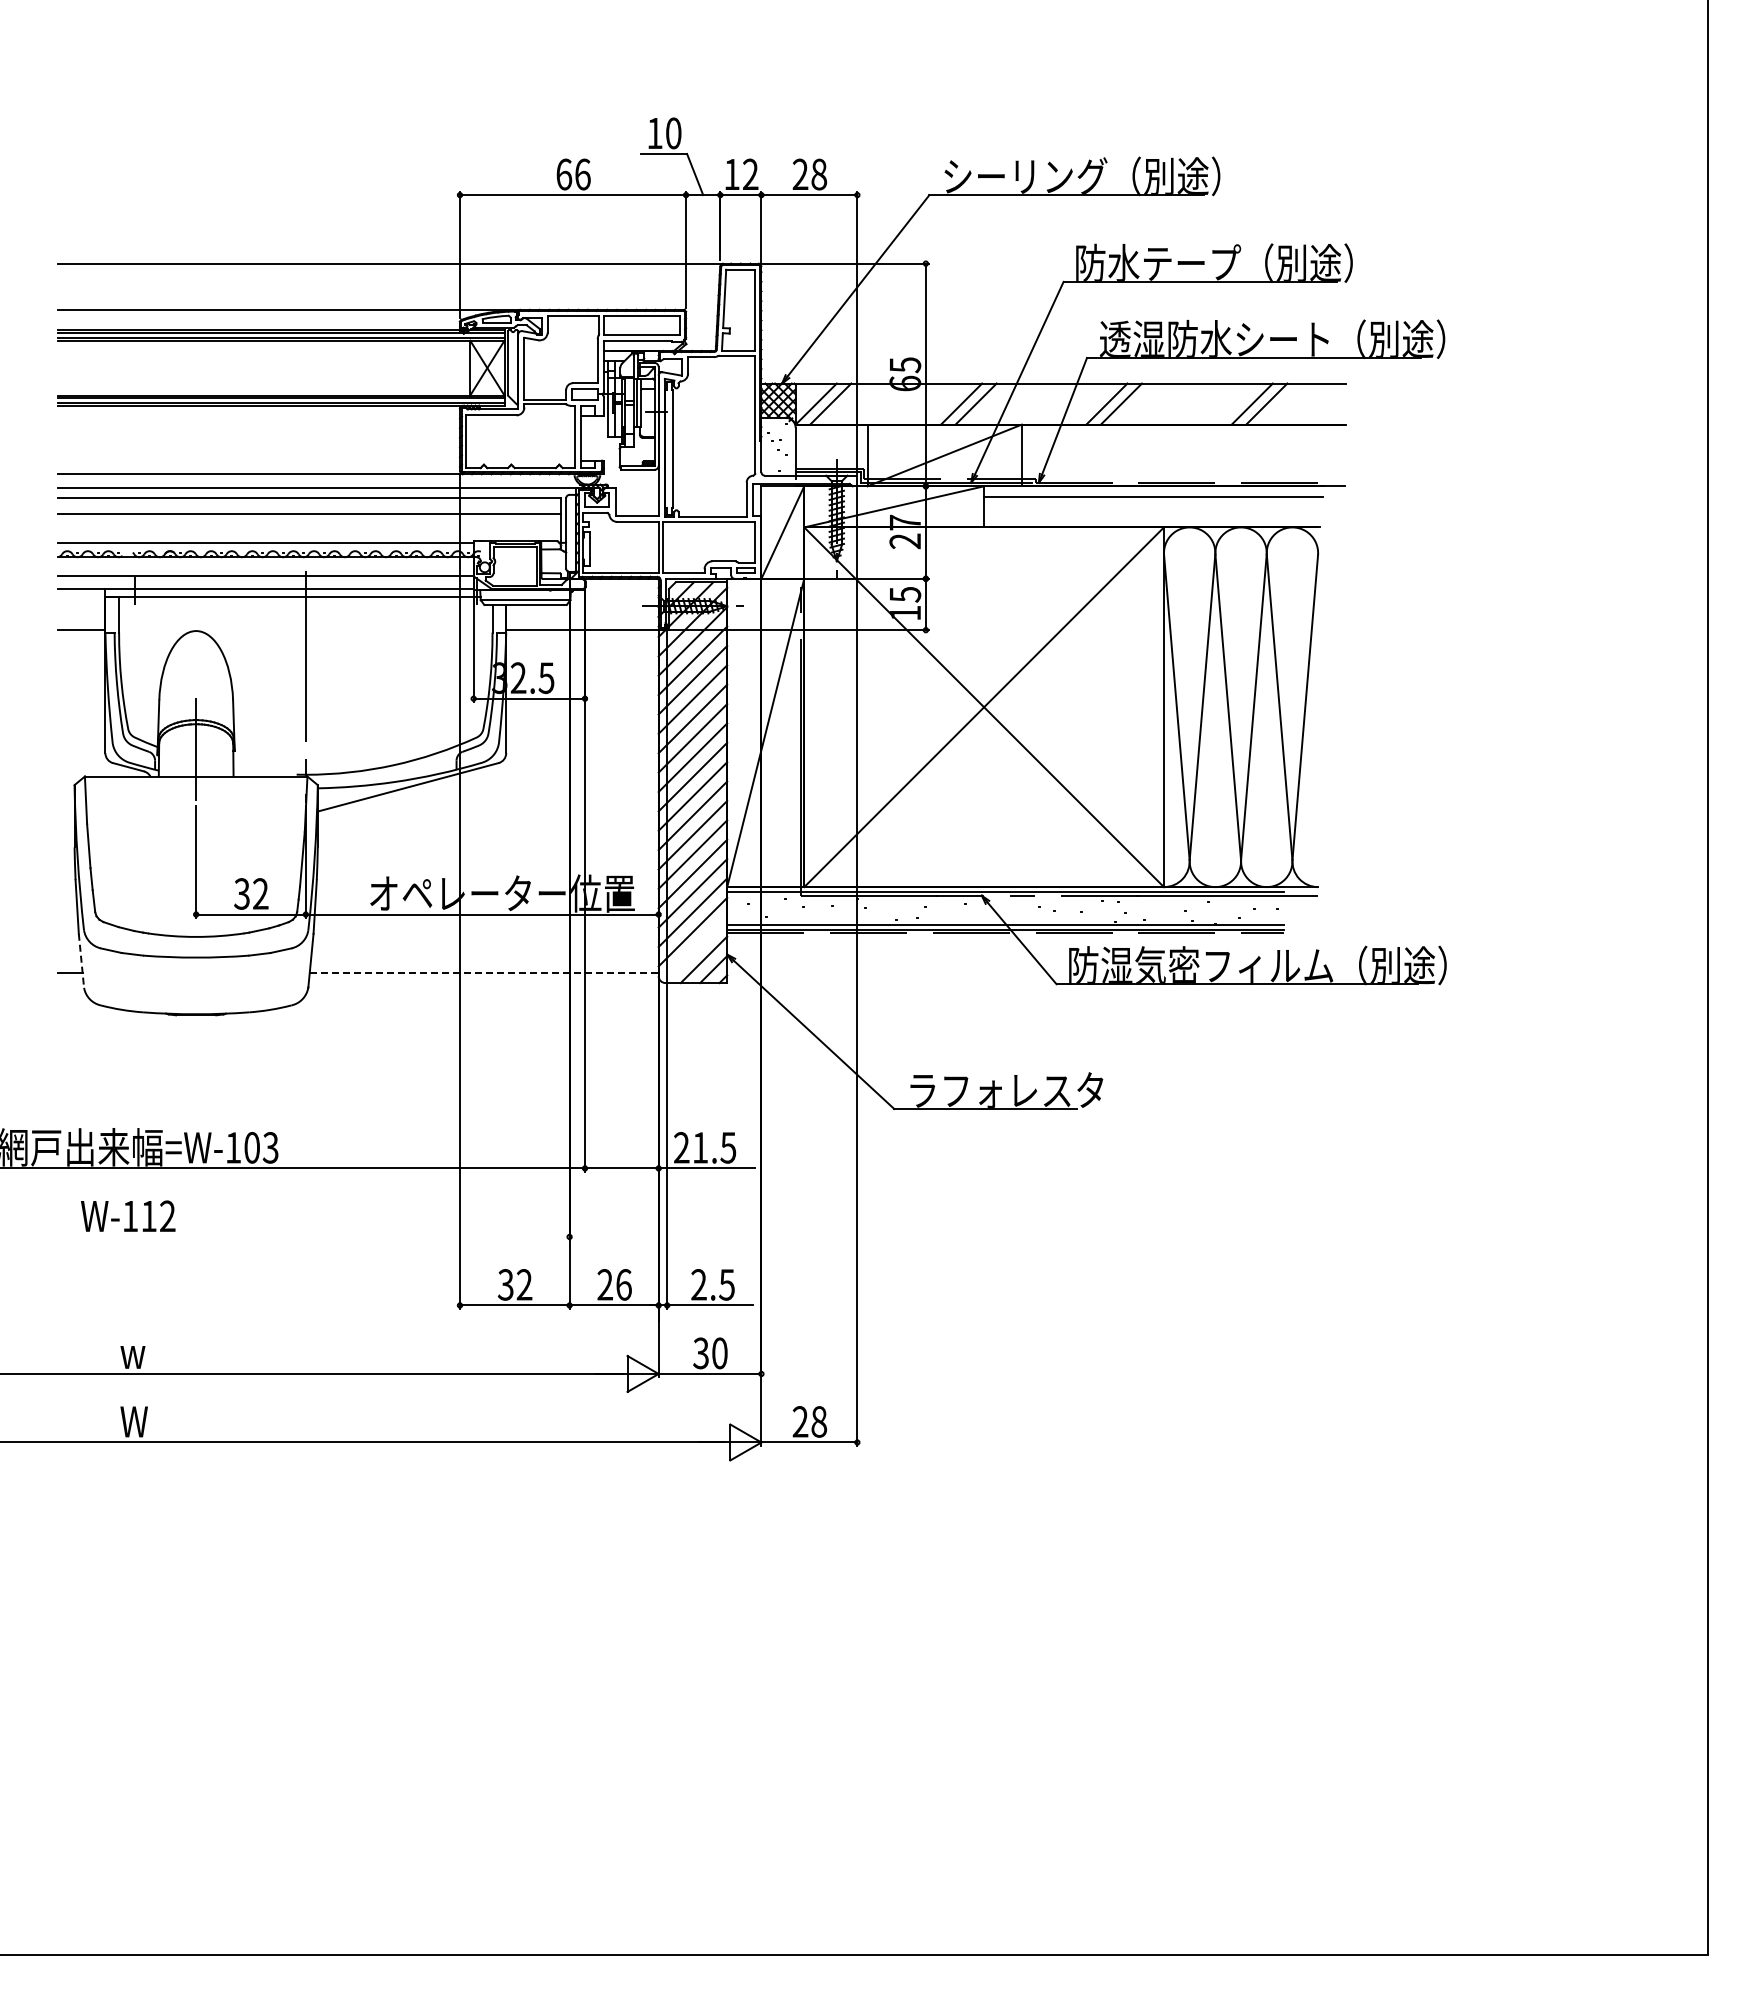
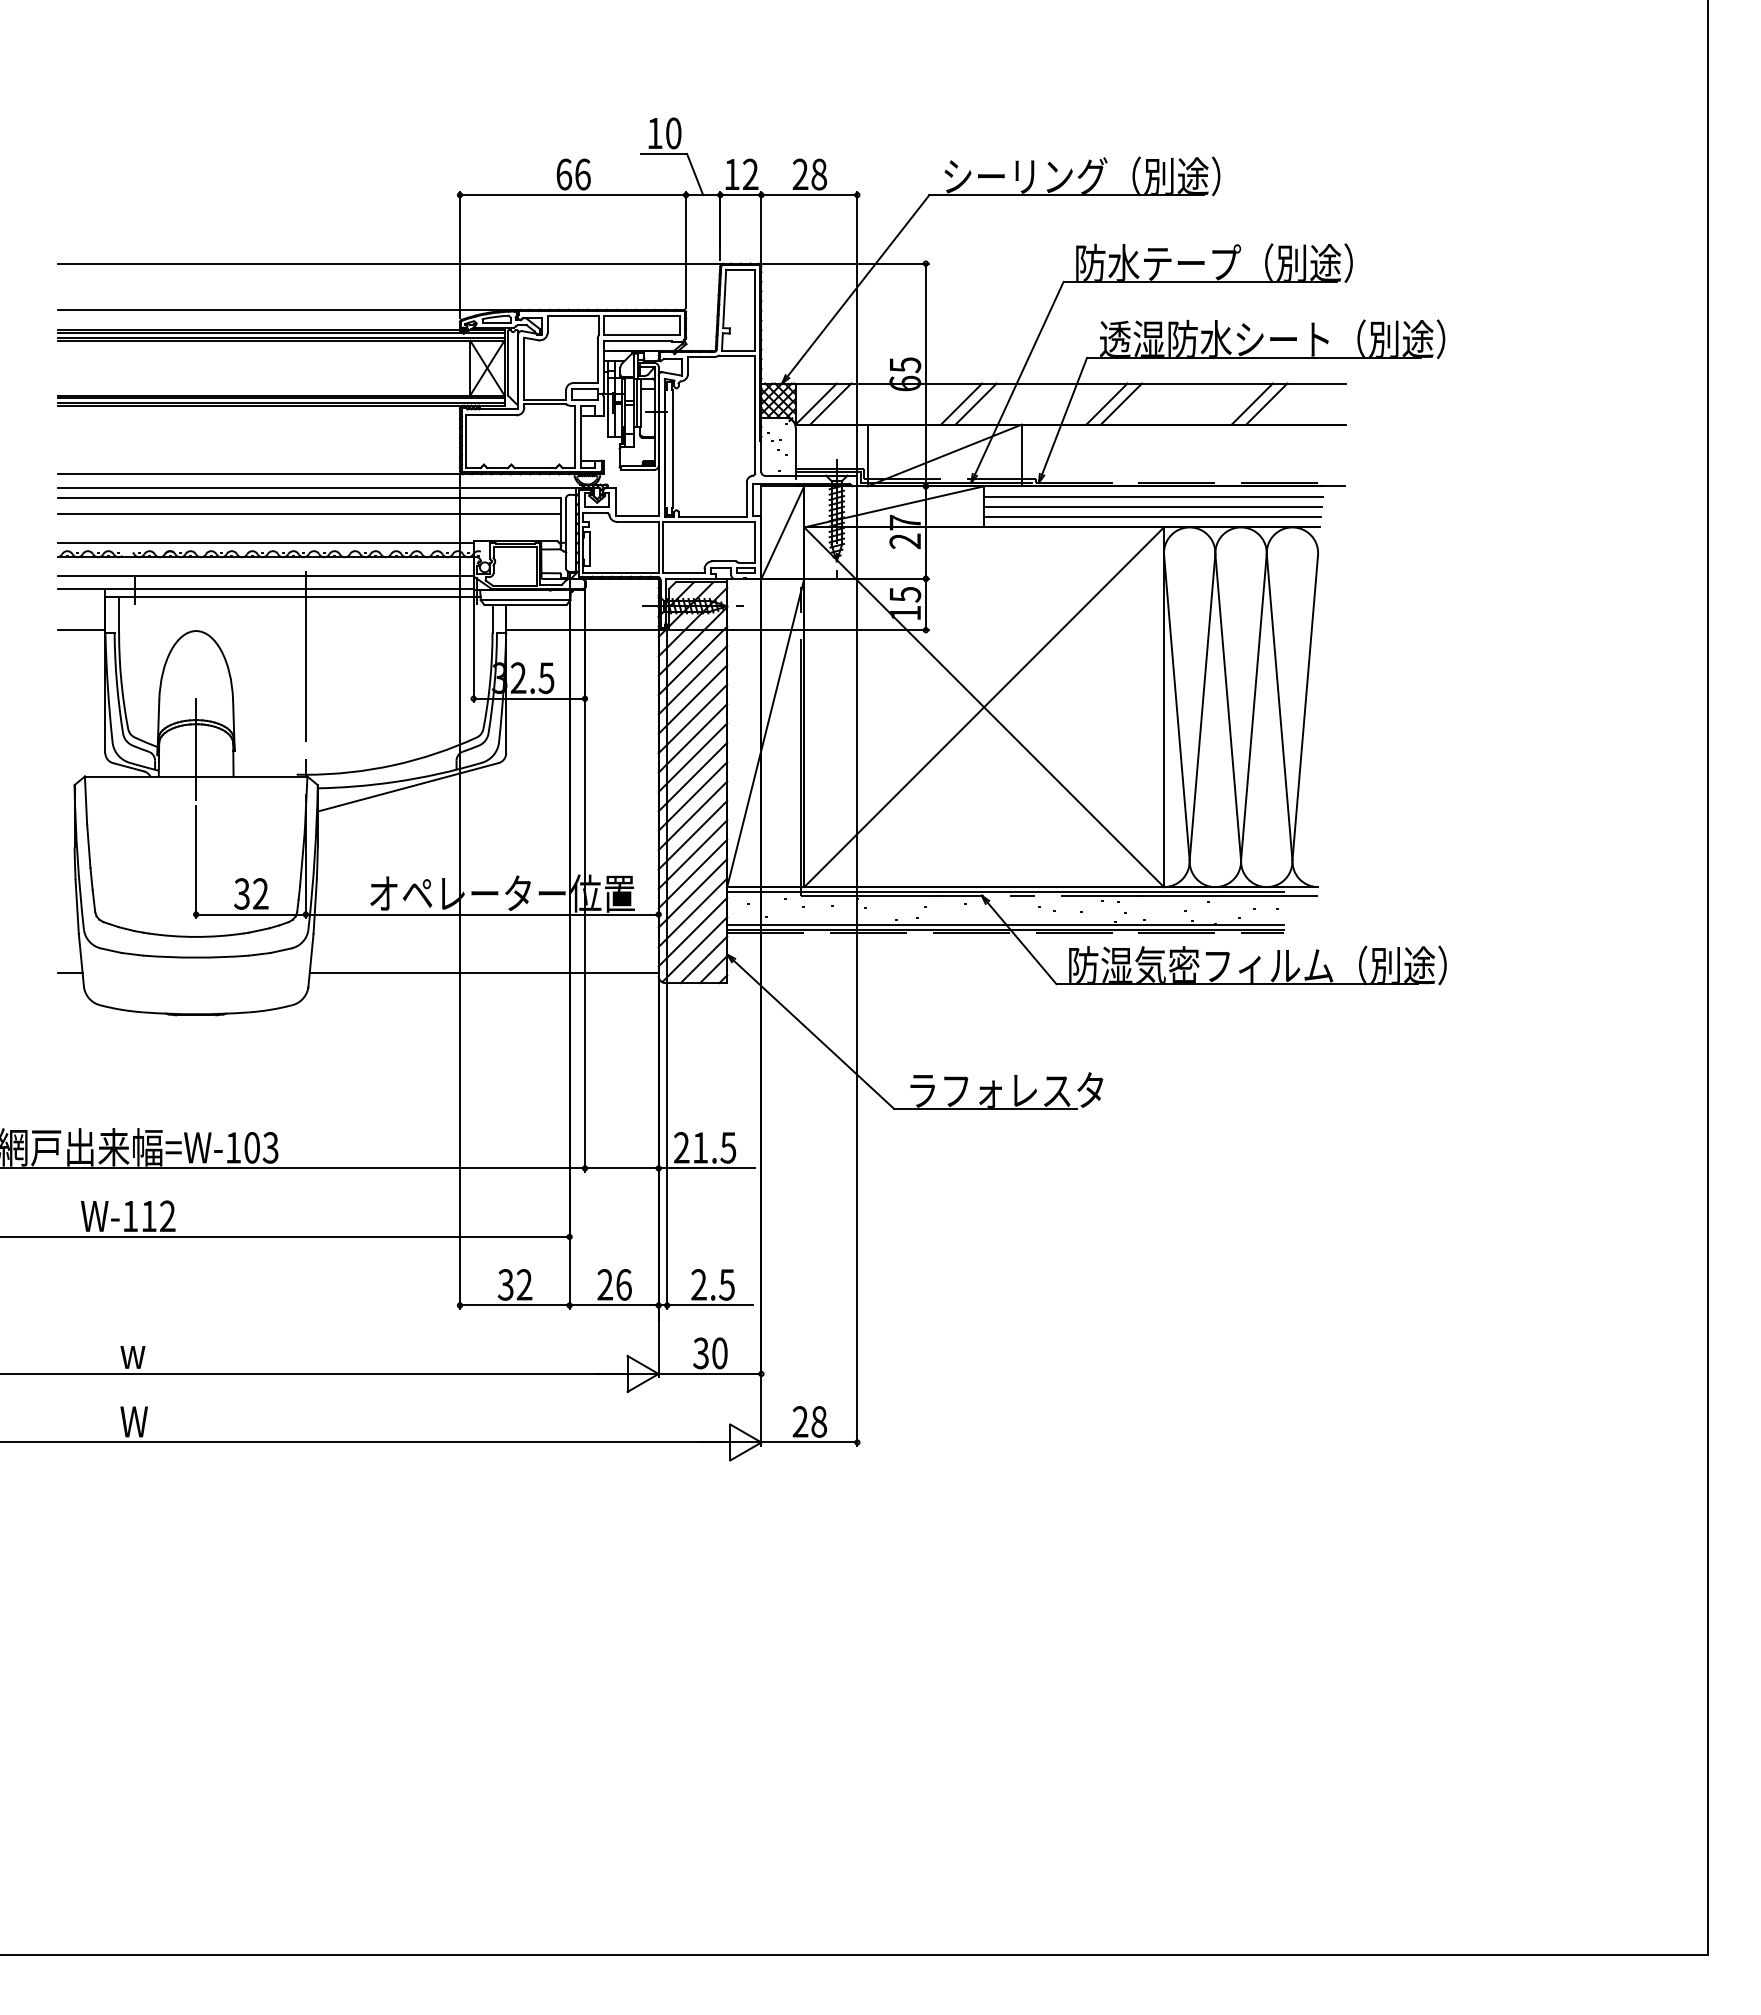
line: none -> present (1153, 506)
line: none -> present (1152, 517)
line: none -> present (694, 949)
line: dashed -> solid (81, 960)
line: dashed -> solid (484, 972)
line: none -> present (285, 1236)
